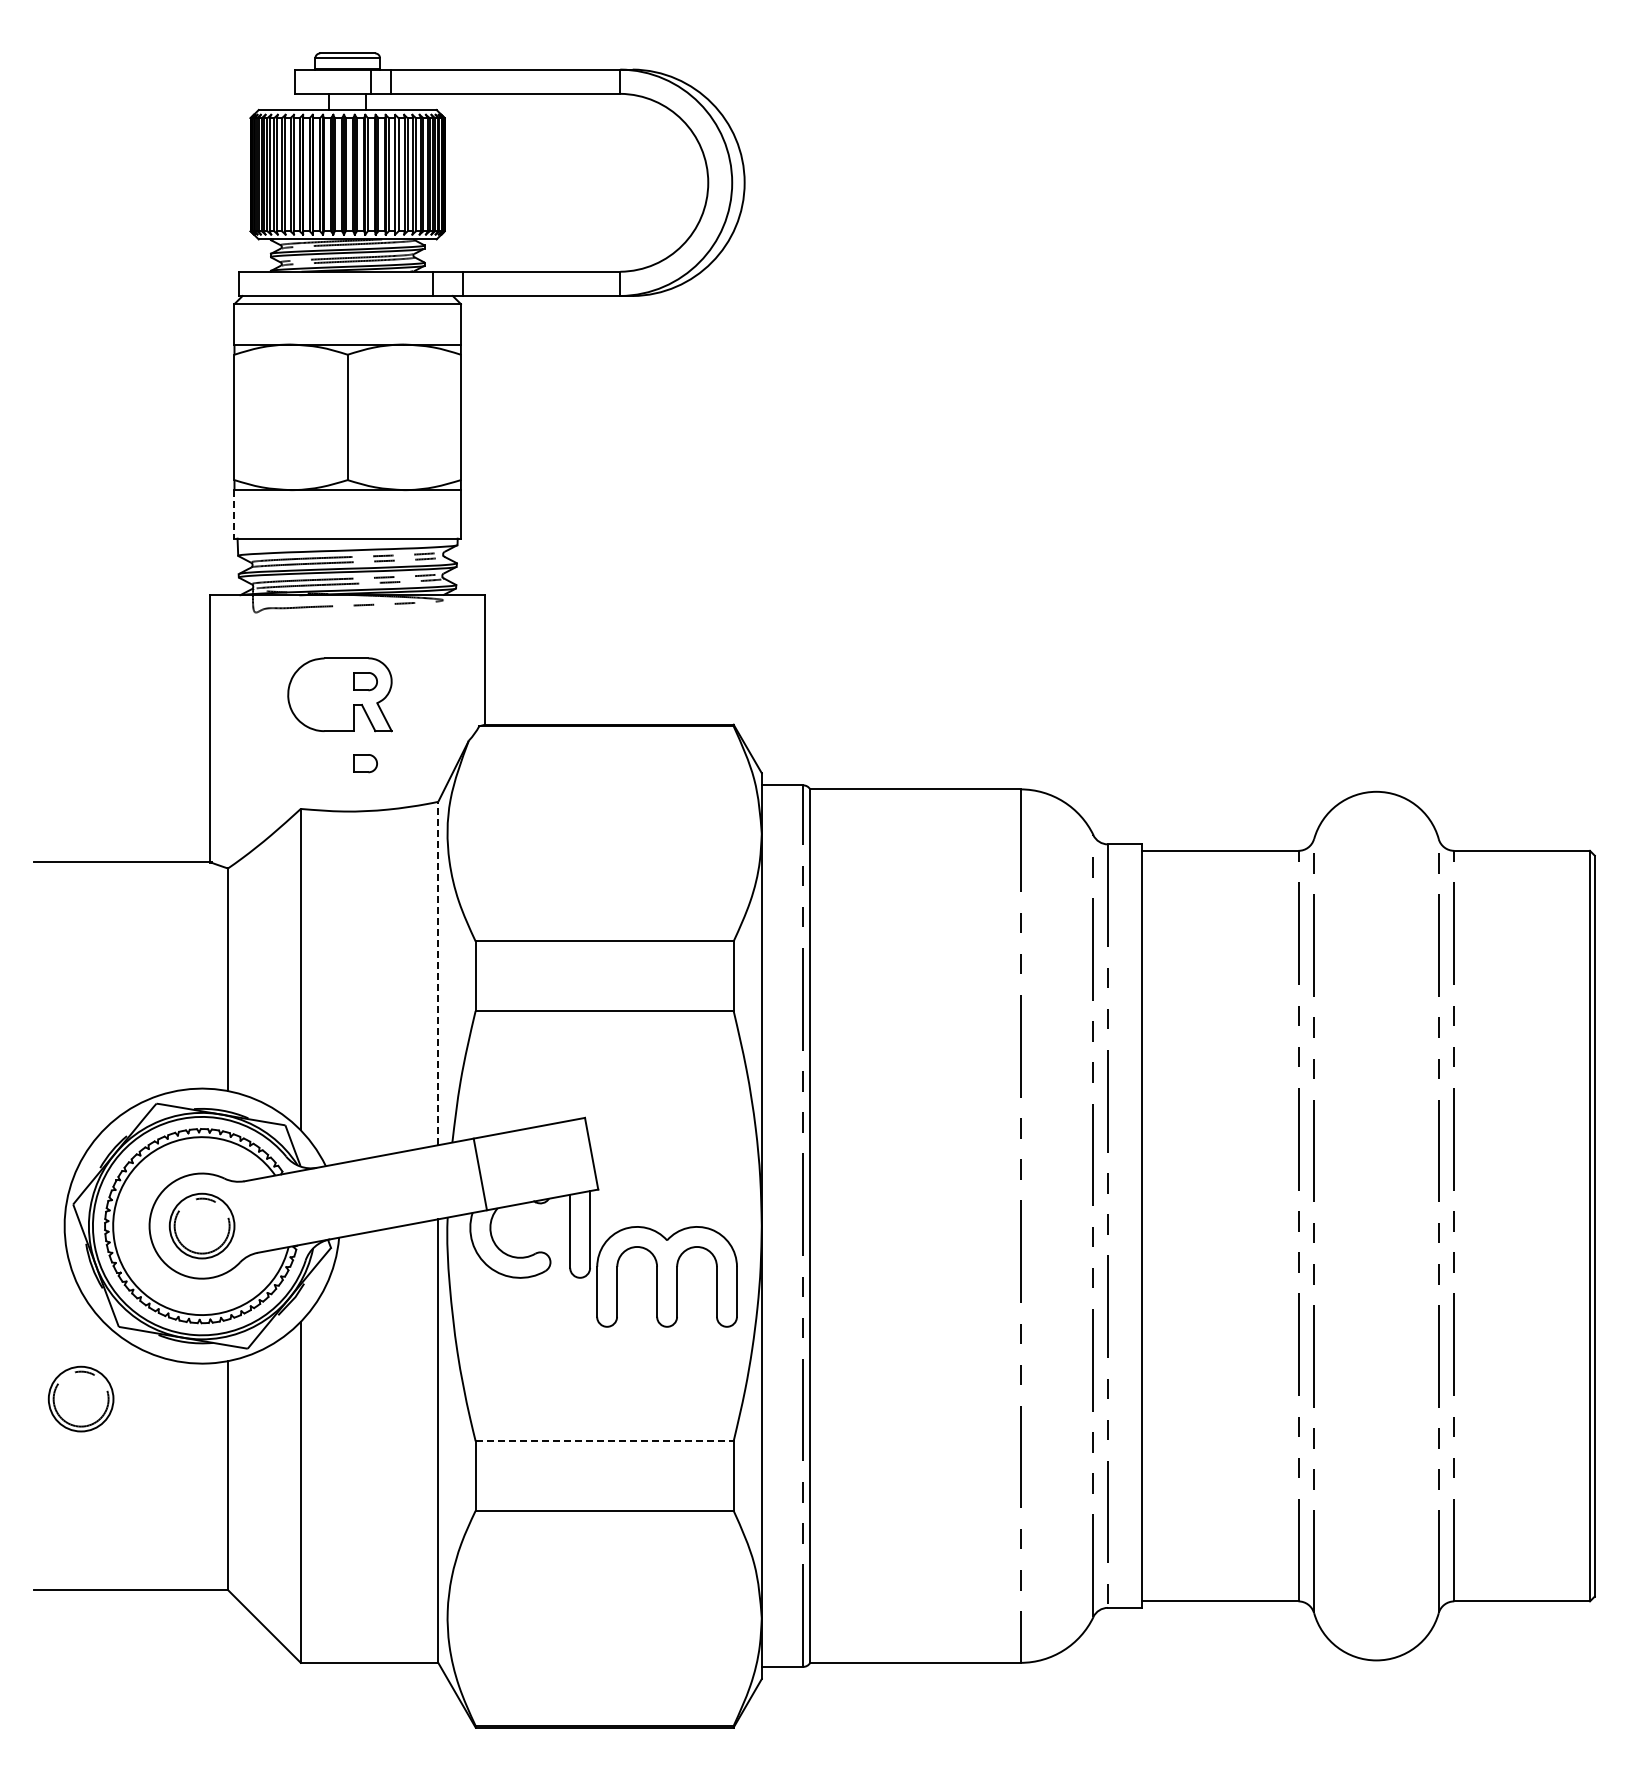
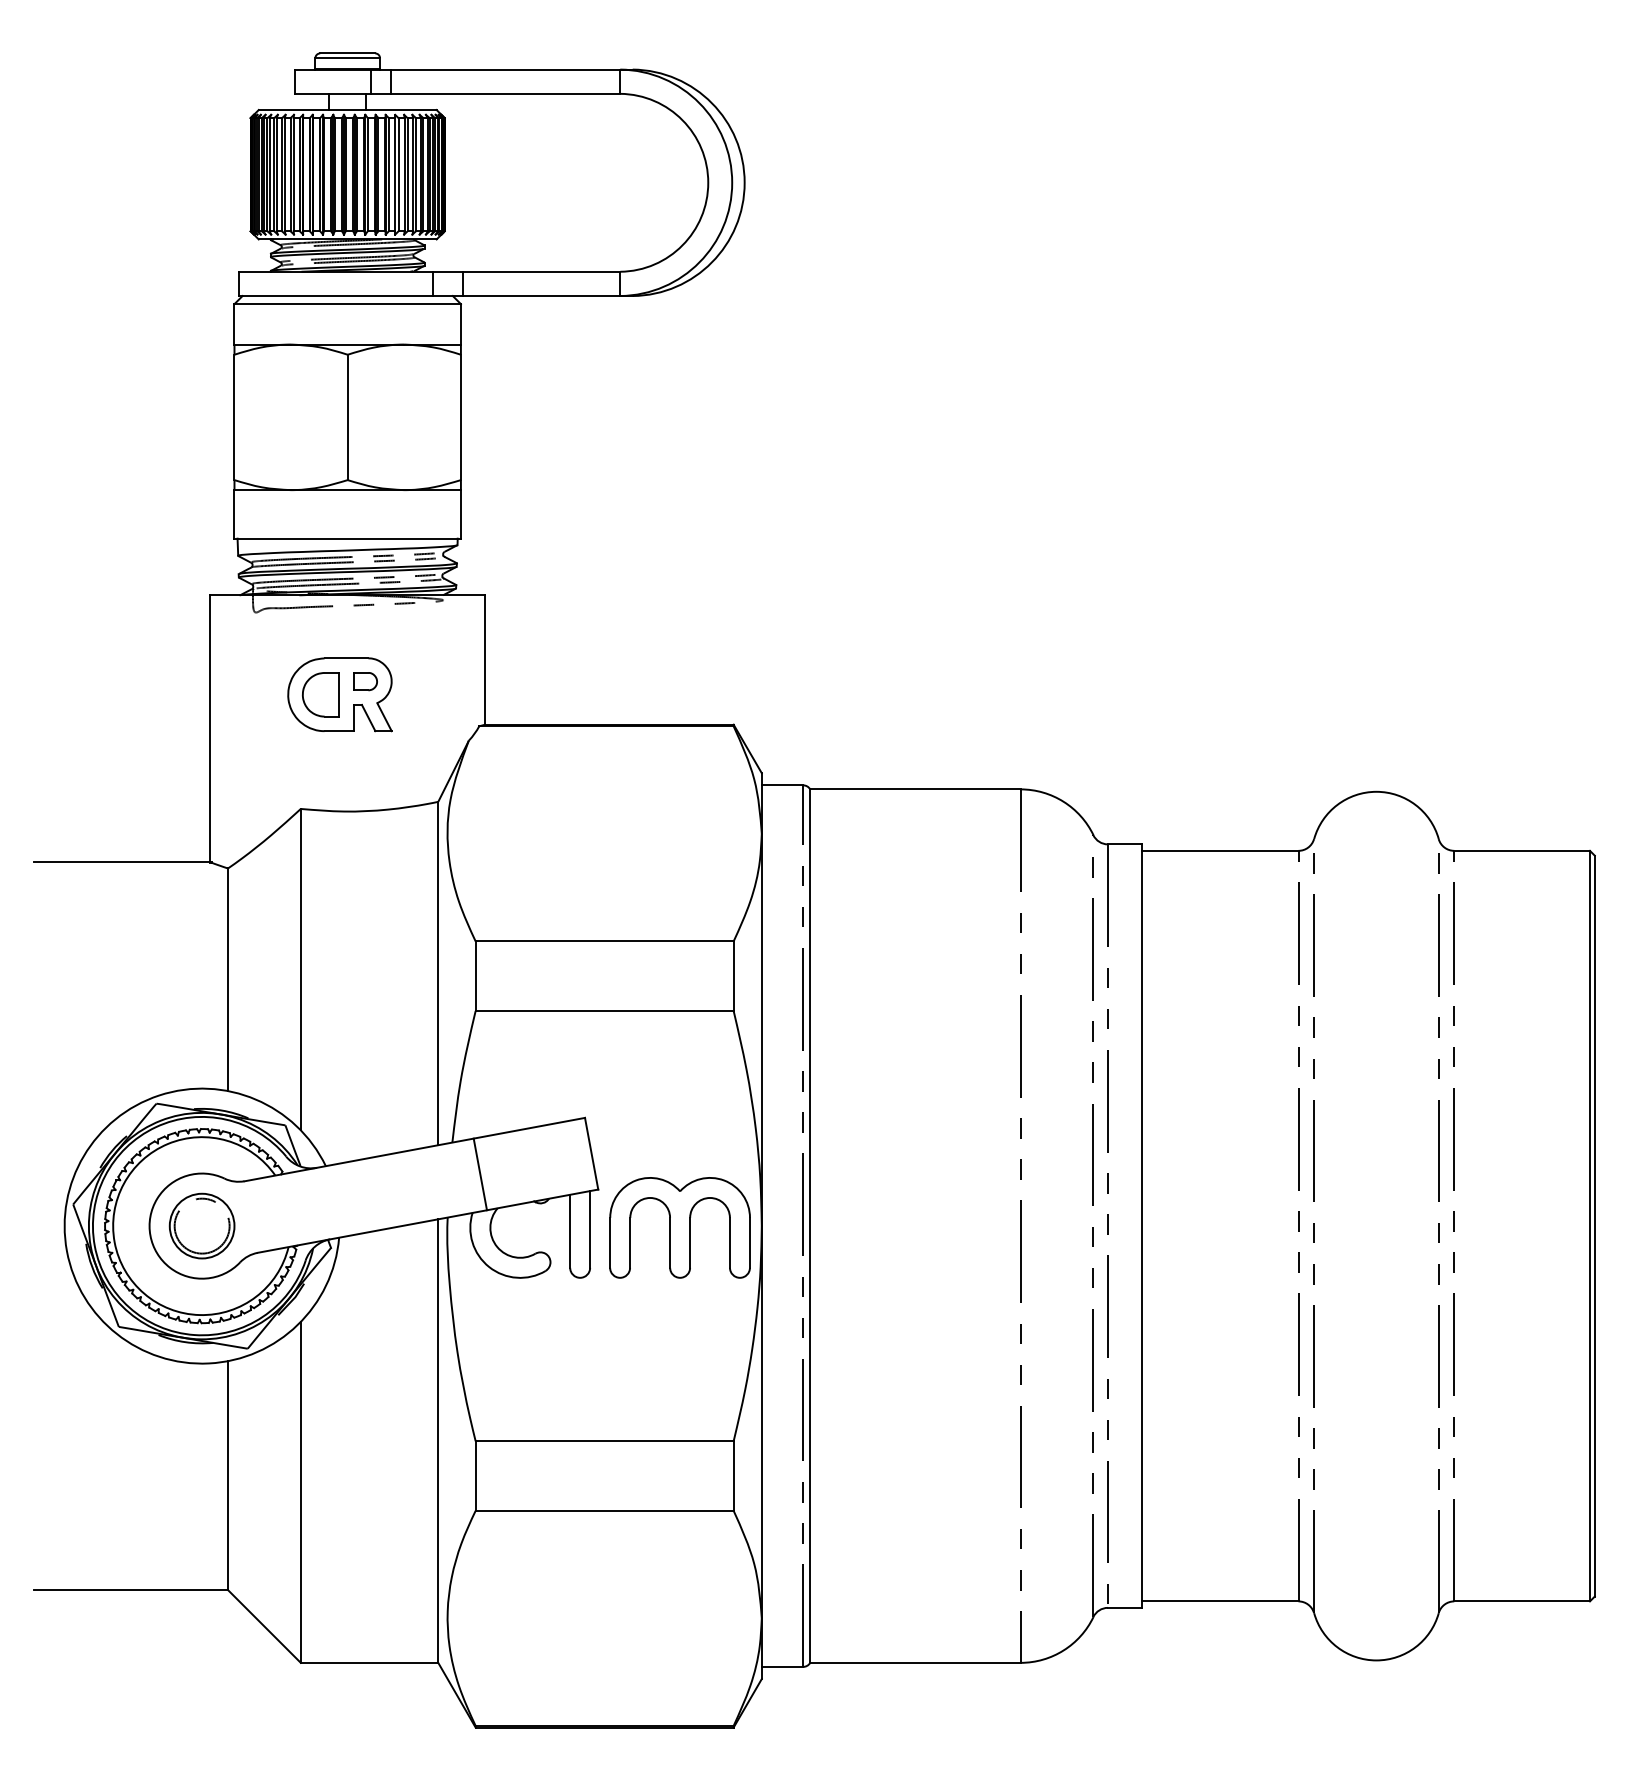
line: dashed -> solid (234, 514)
part: none -> present (320, 694)
part: present -> none (365, 763)
line: dashed -> solid (438, 973)
part position: (666, 1276) -> (679, 1227) (679, 1227)
part: present -> none (80, 1398)
line: dashed -> solid (604, 1441)
